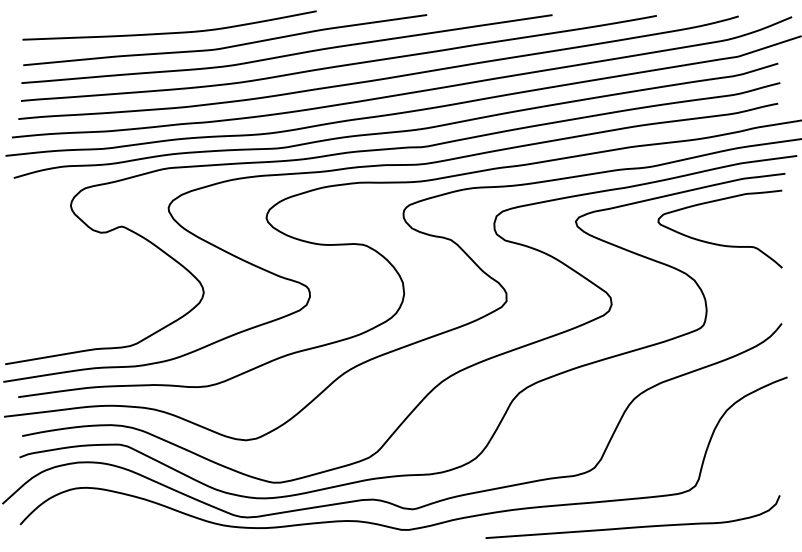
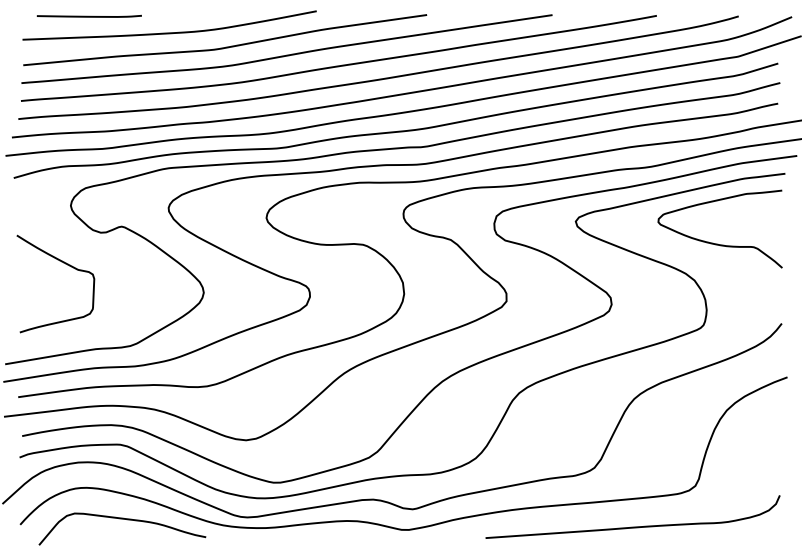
line: none -> present (88, 15)
curve: none -> present (65, 264)
curve: none -> present (122, 519)
